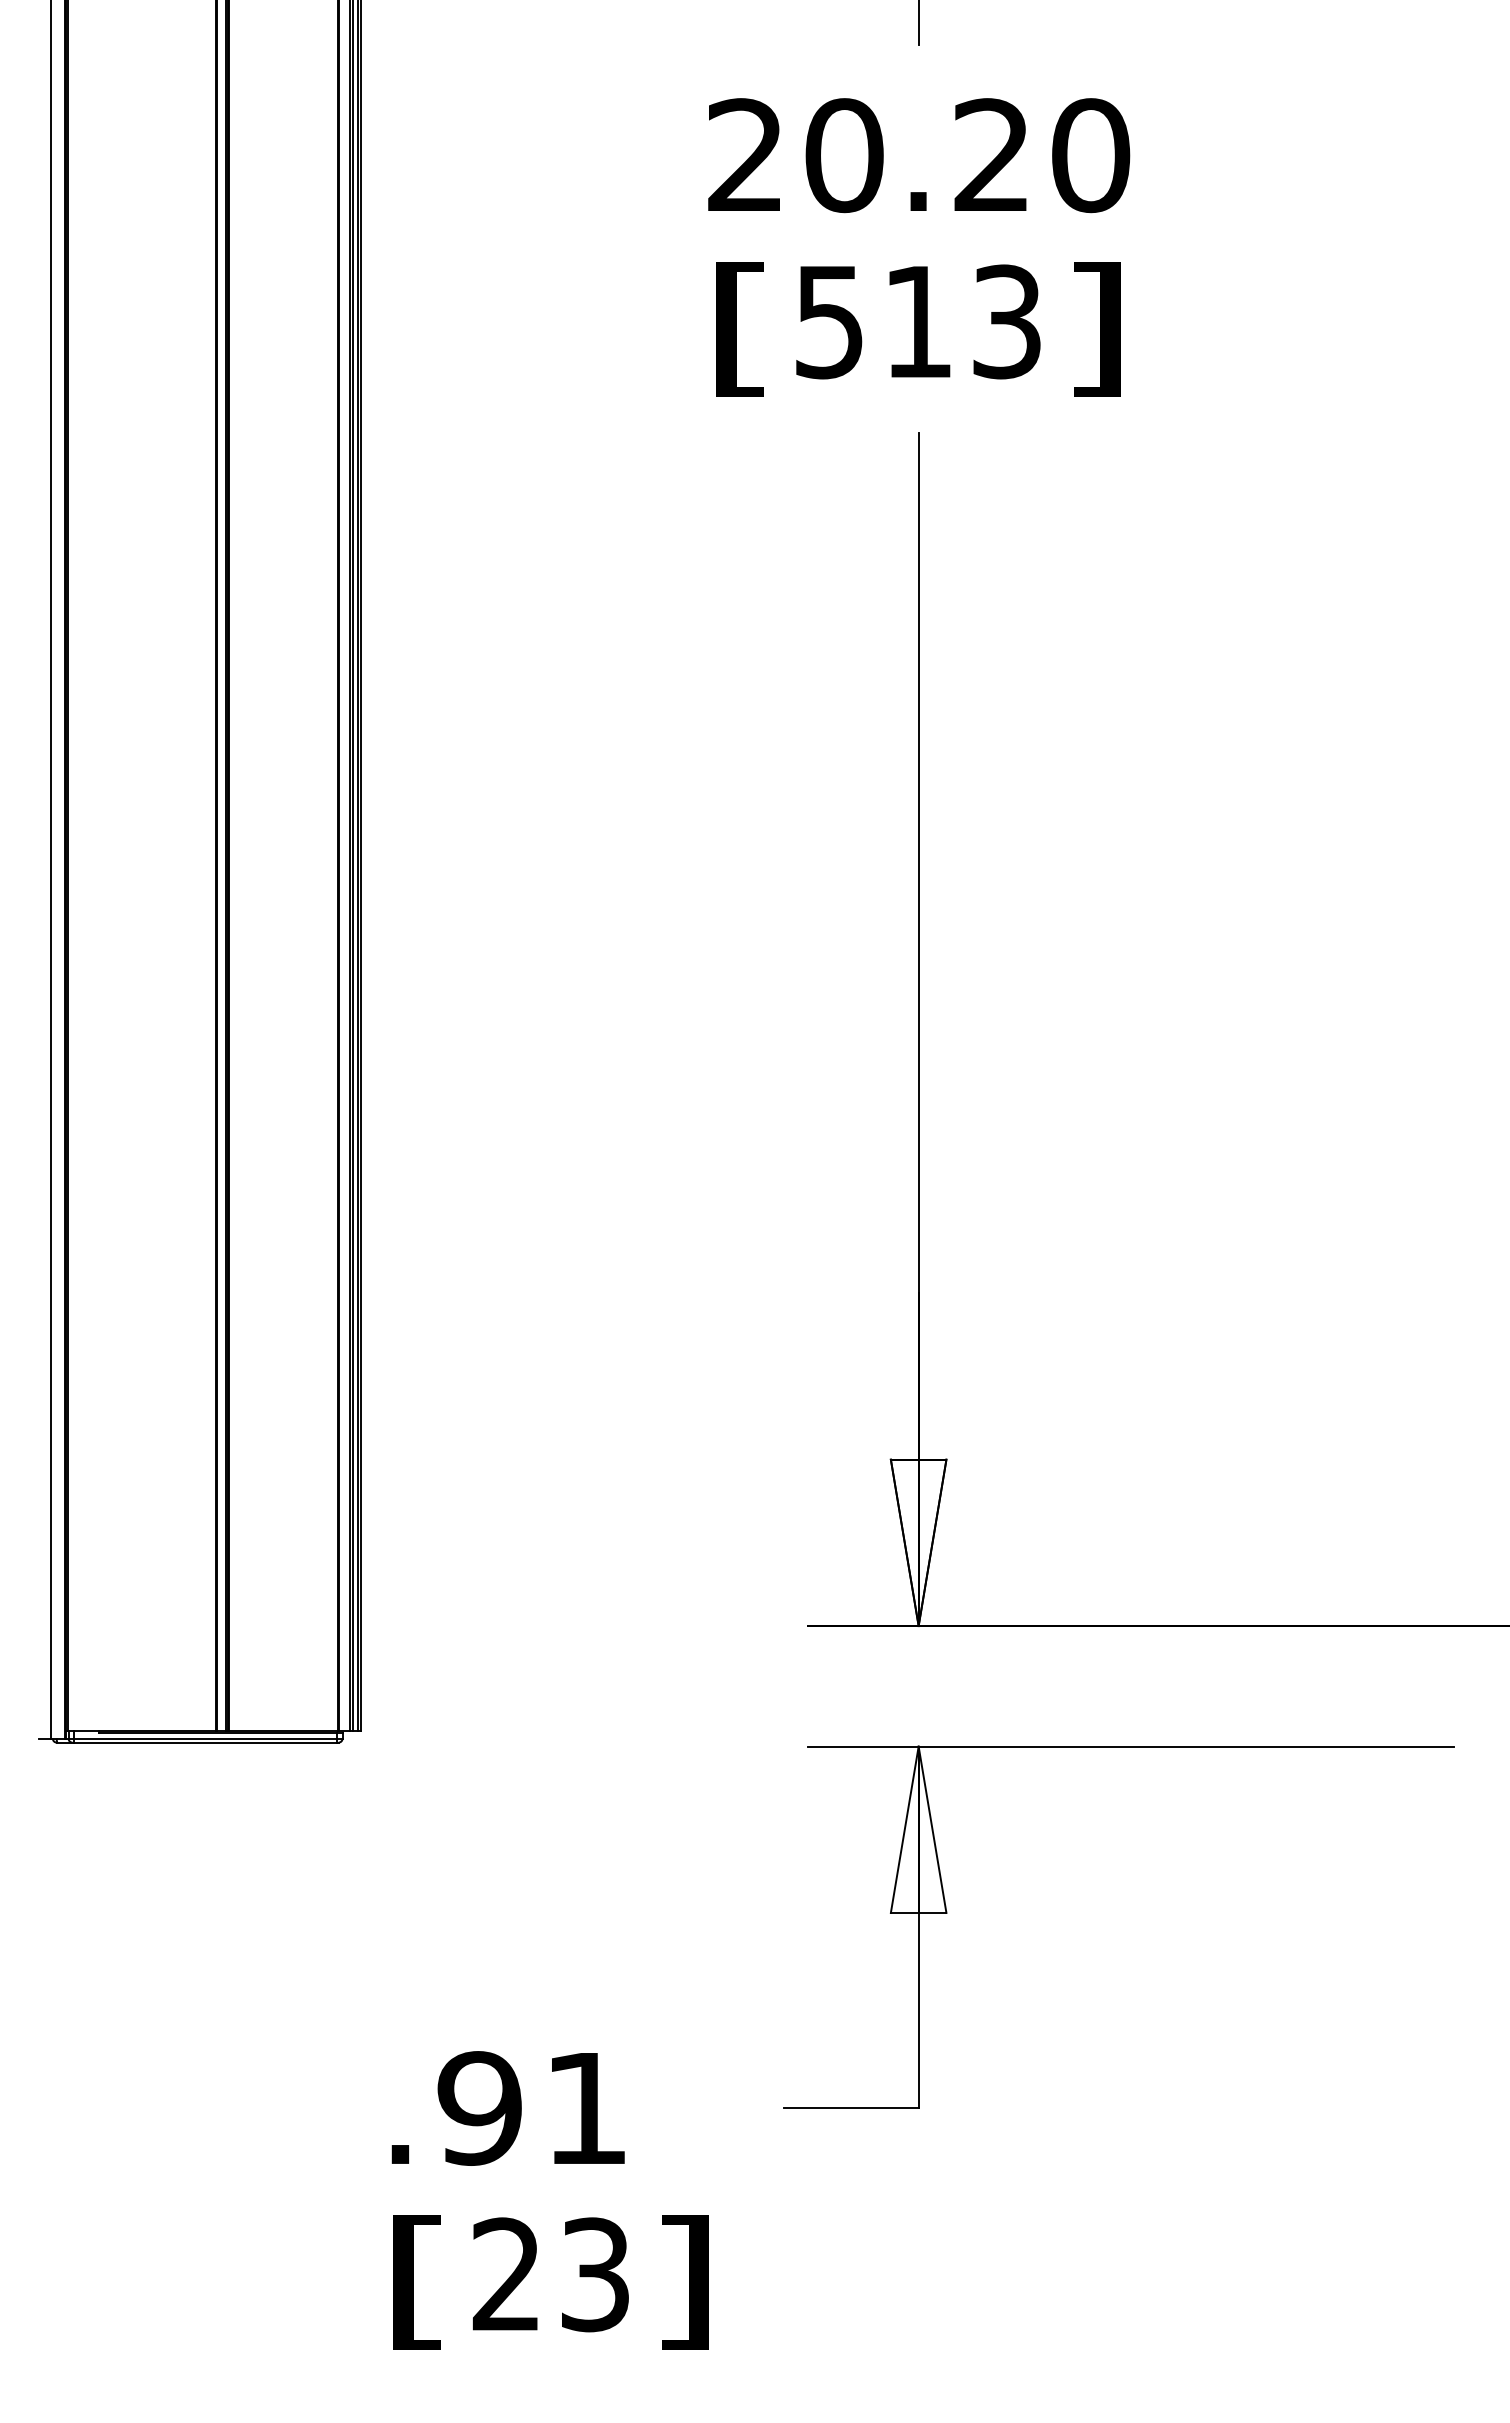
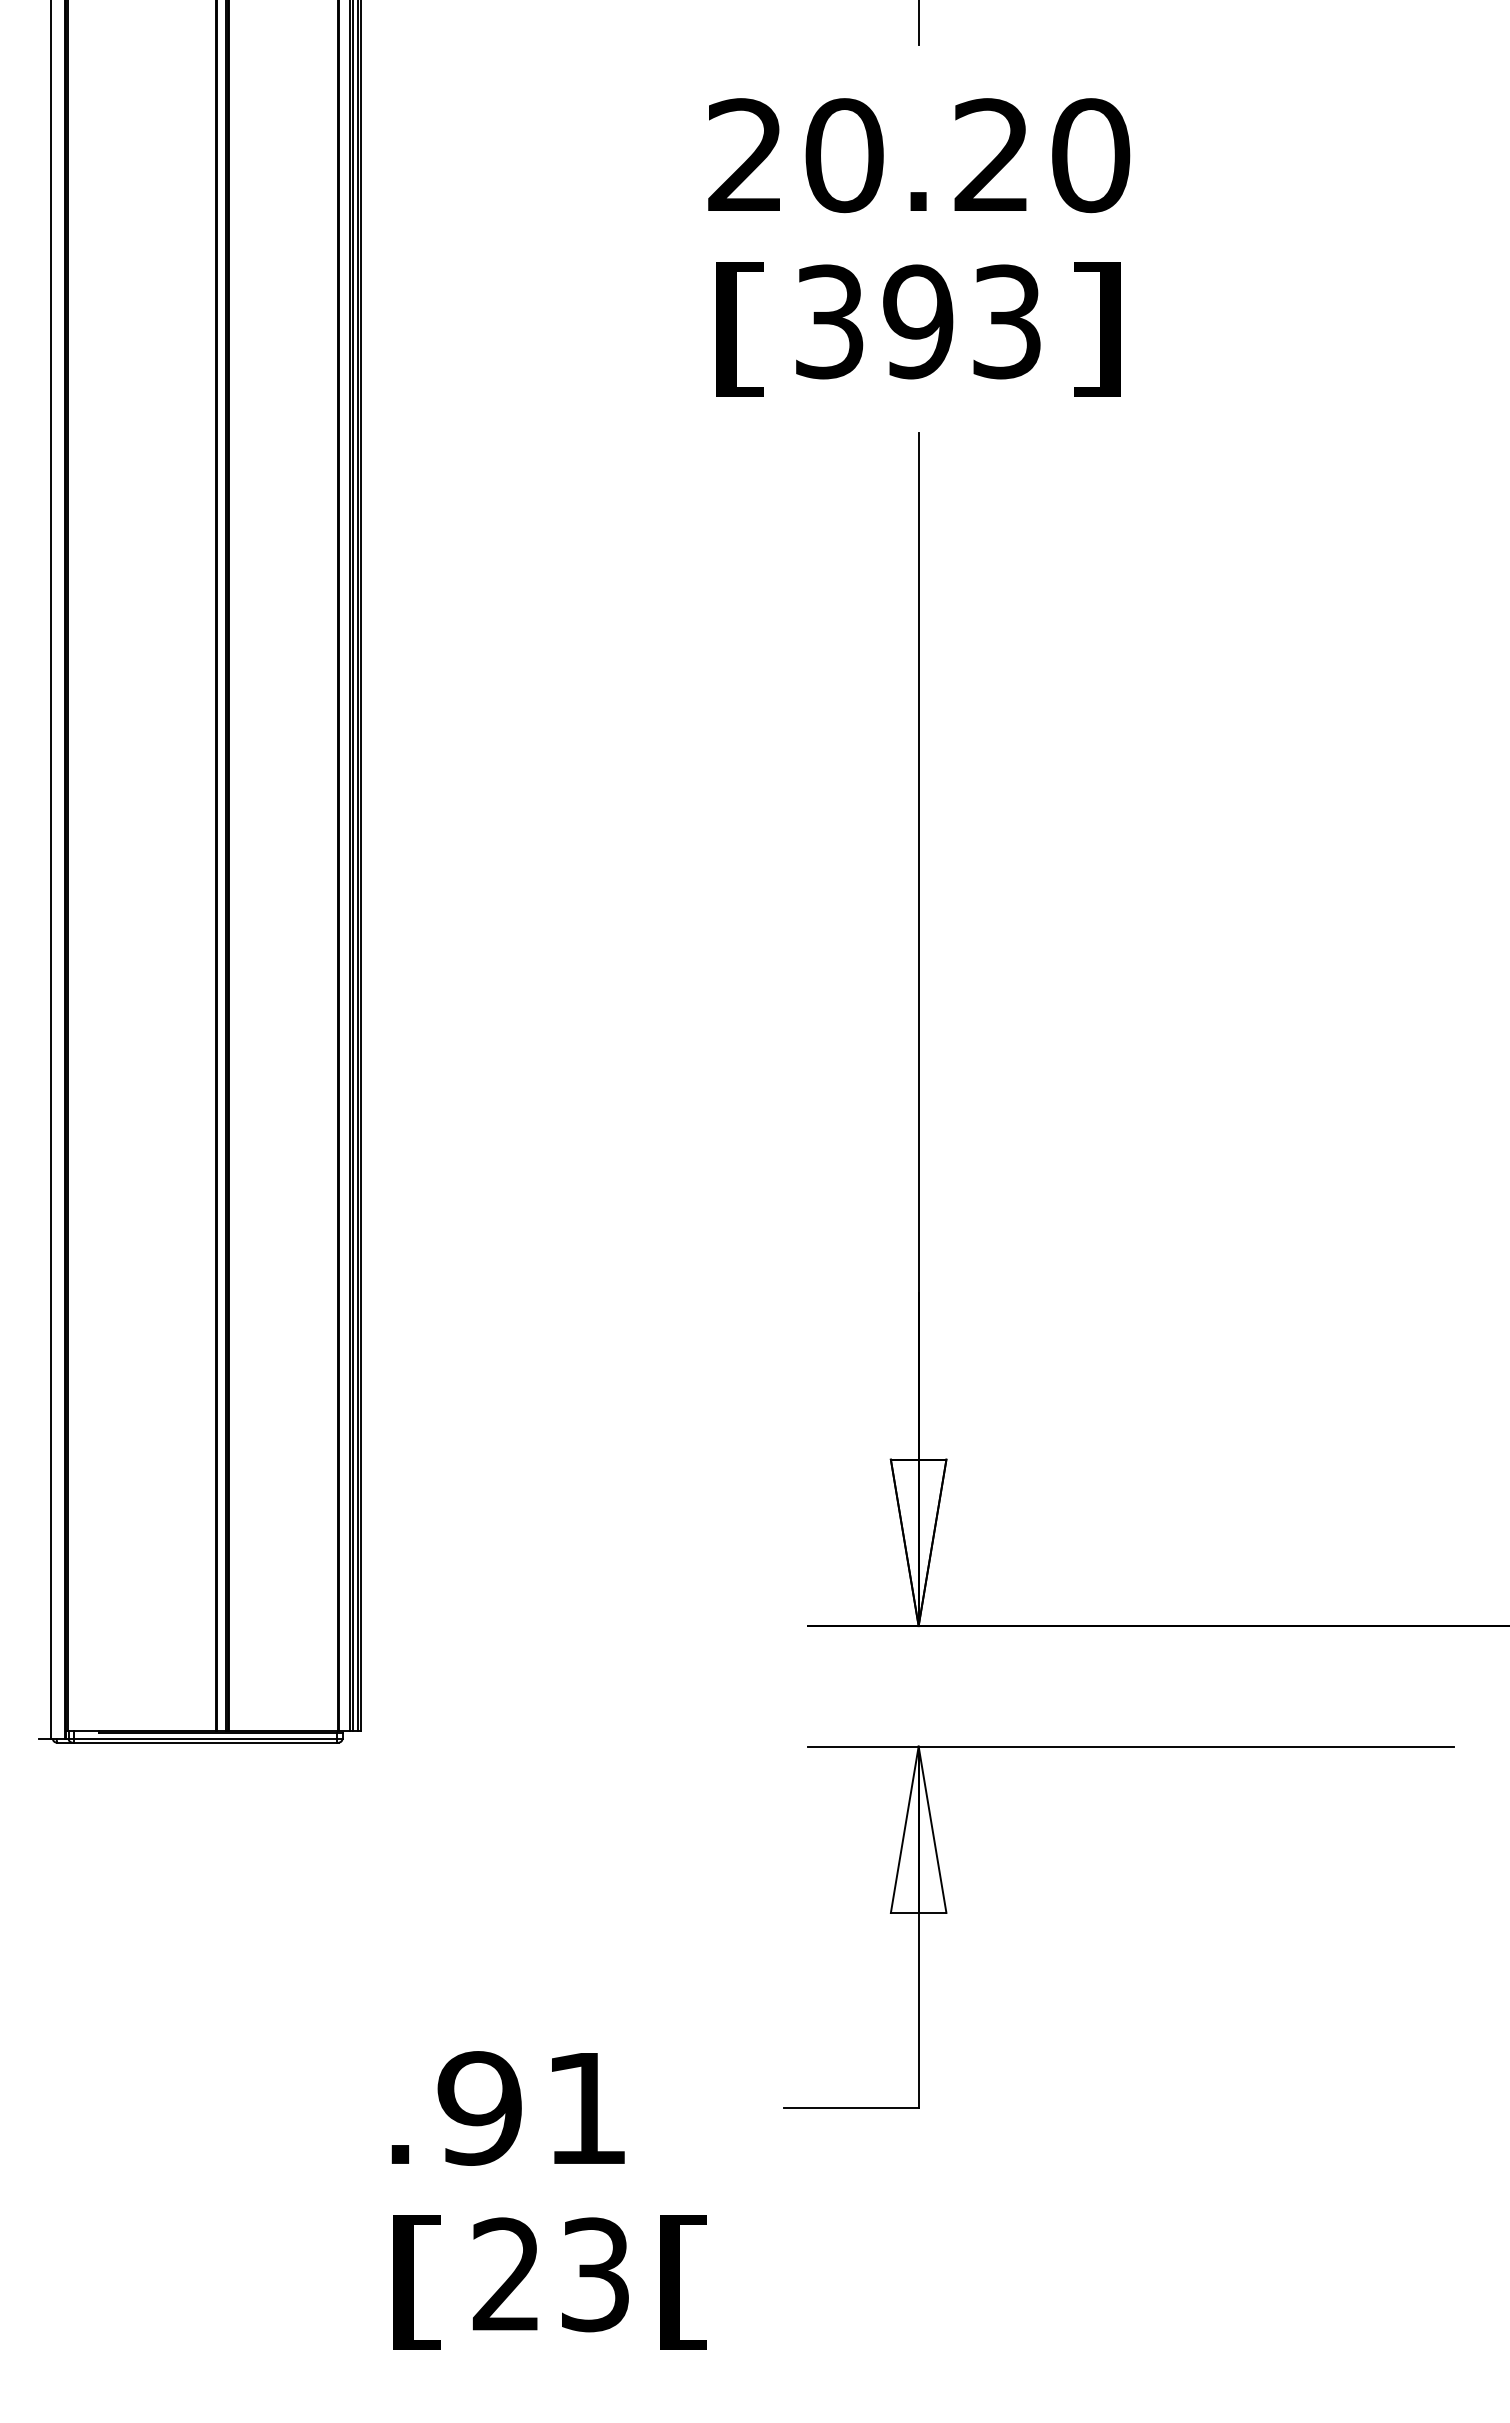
text: 513 -> 393 (874, 321)
text: ] -> [ (684, 2282)
